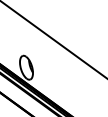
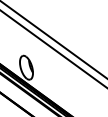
line: none -> present (53, 48)
